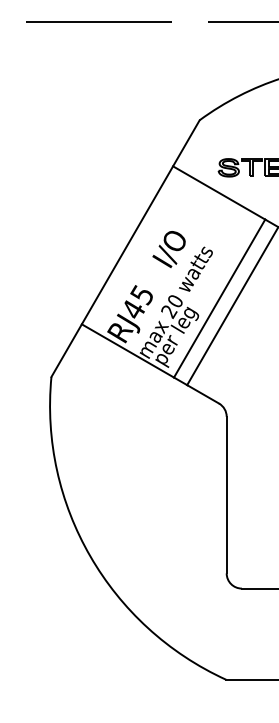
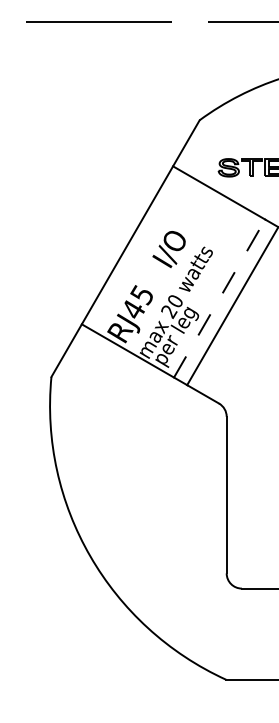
line: solid -> dashed (219, 298)
